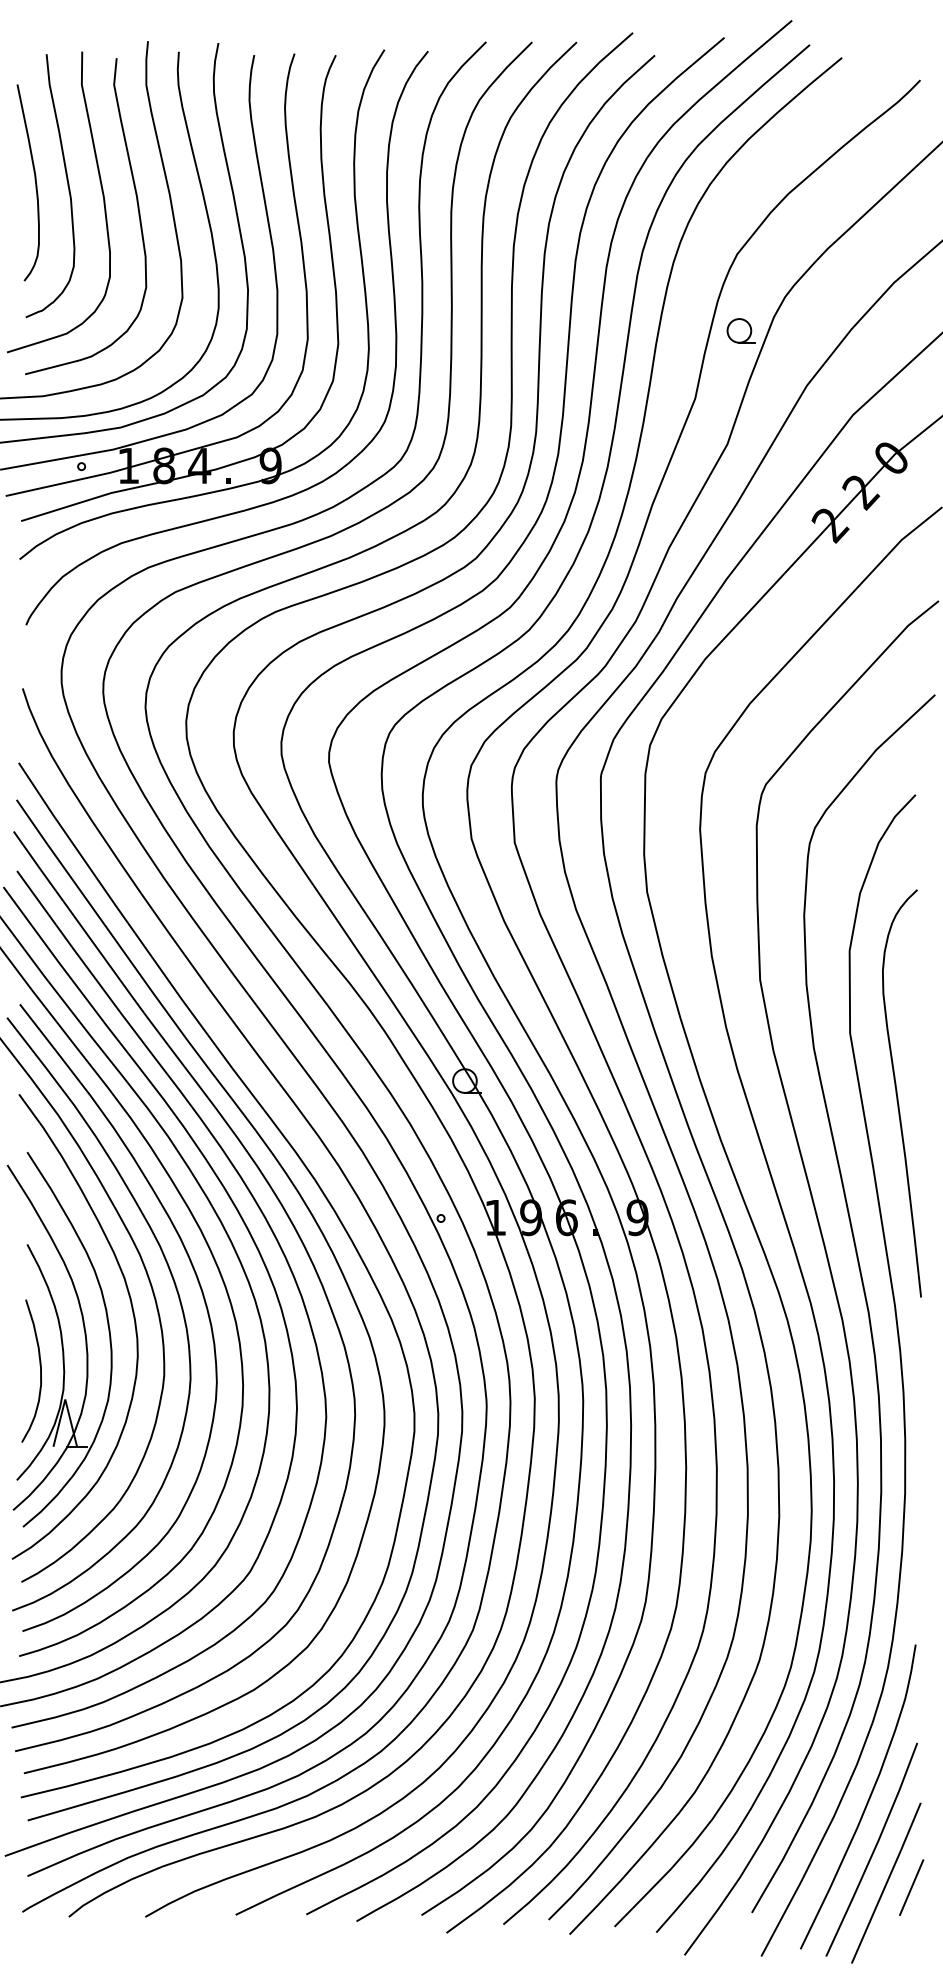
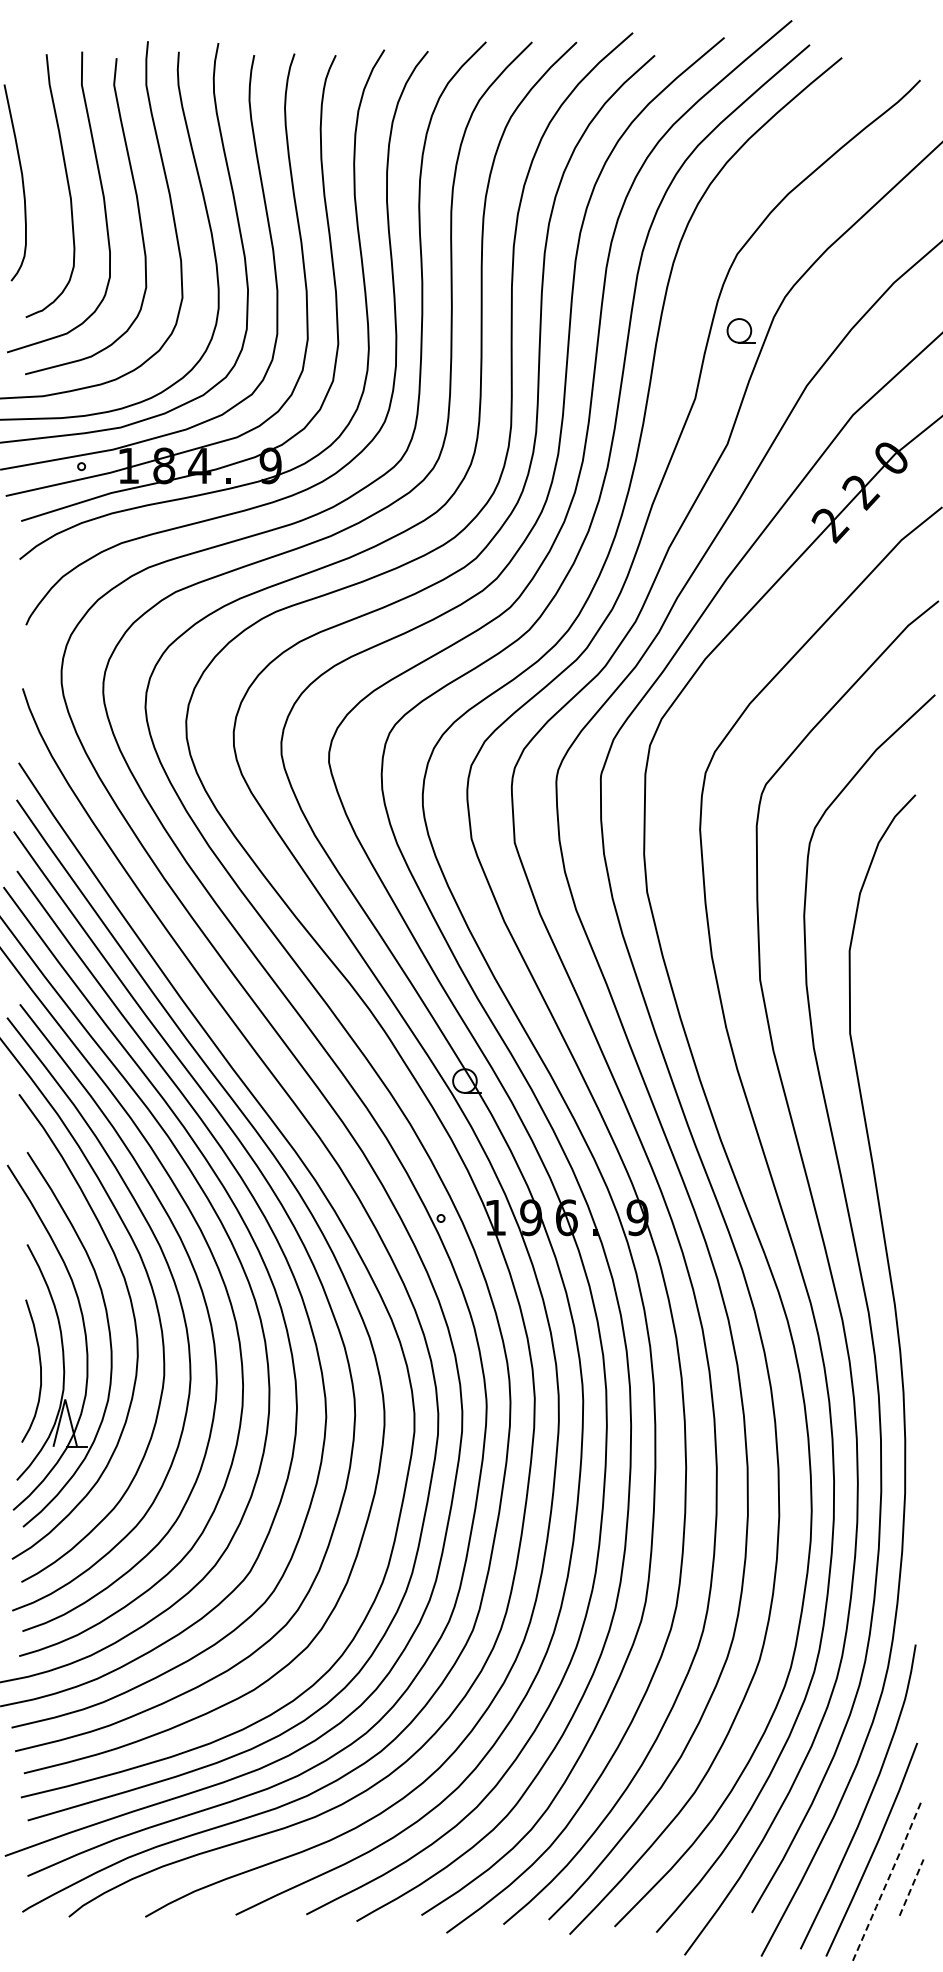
curve position: (34, 180) -> (21, 180) (21, 180)
curve: present -> none (897, 1093)
line: solid -> dashed (886, 1883)
line: solid -> dashed (911, 1887)
